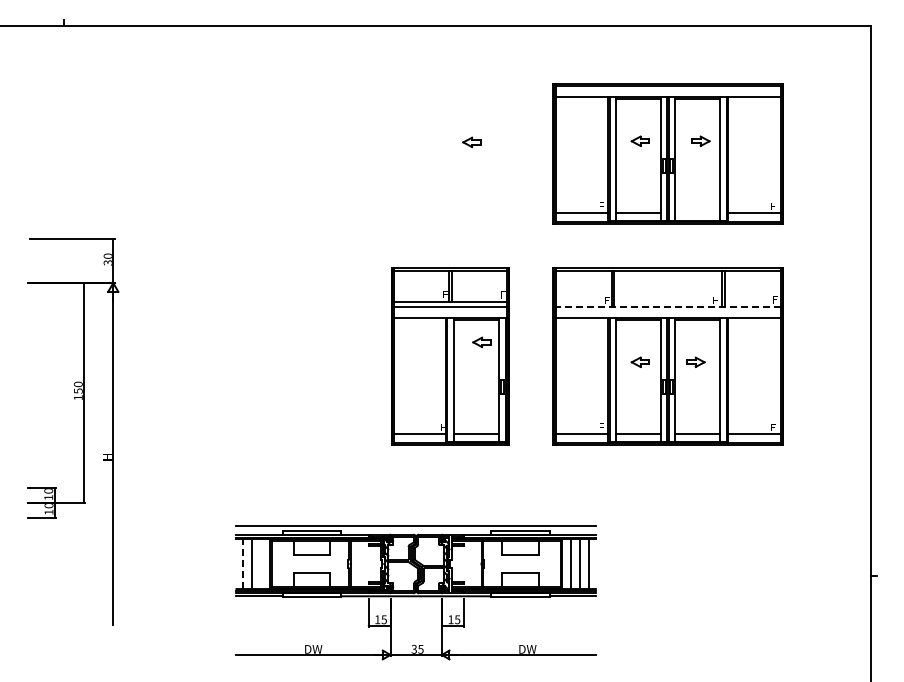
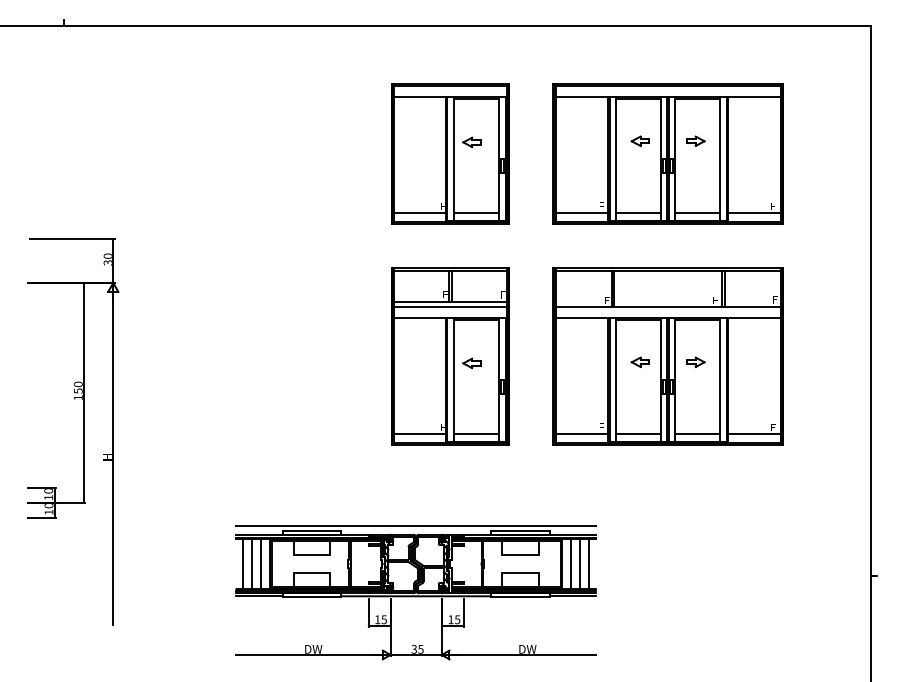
part position: (700, 140) -> (695, 140) (695, 140)
part: none -> present (450, 153)
line: none -> present (697, 212)
line: dashed -> solid (668, 307)
part position: (481, 342) -> (471, 363) (471, 363)
line: dashed -> solid (243, 563)
line: none -> present (261, 563)
